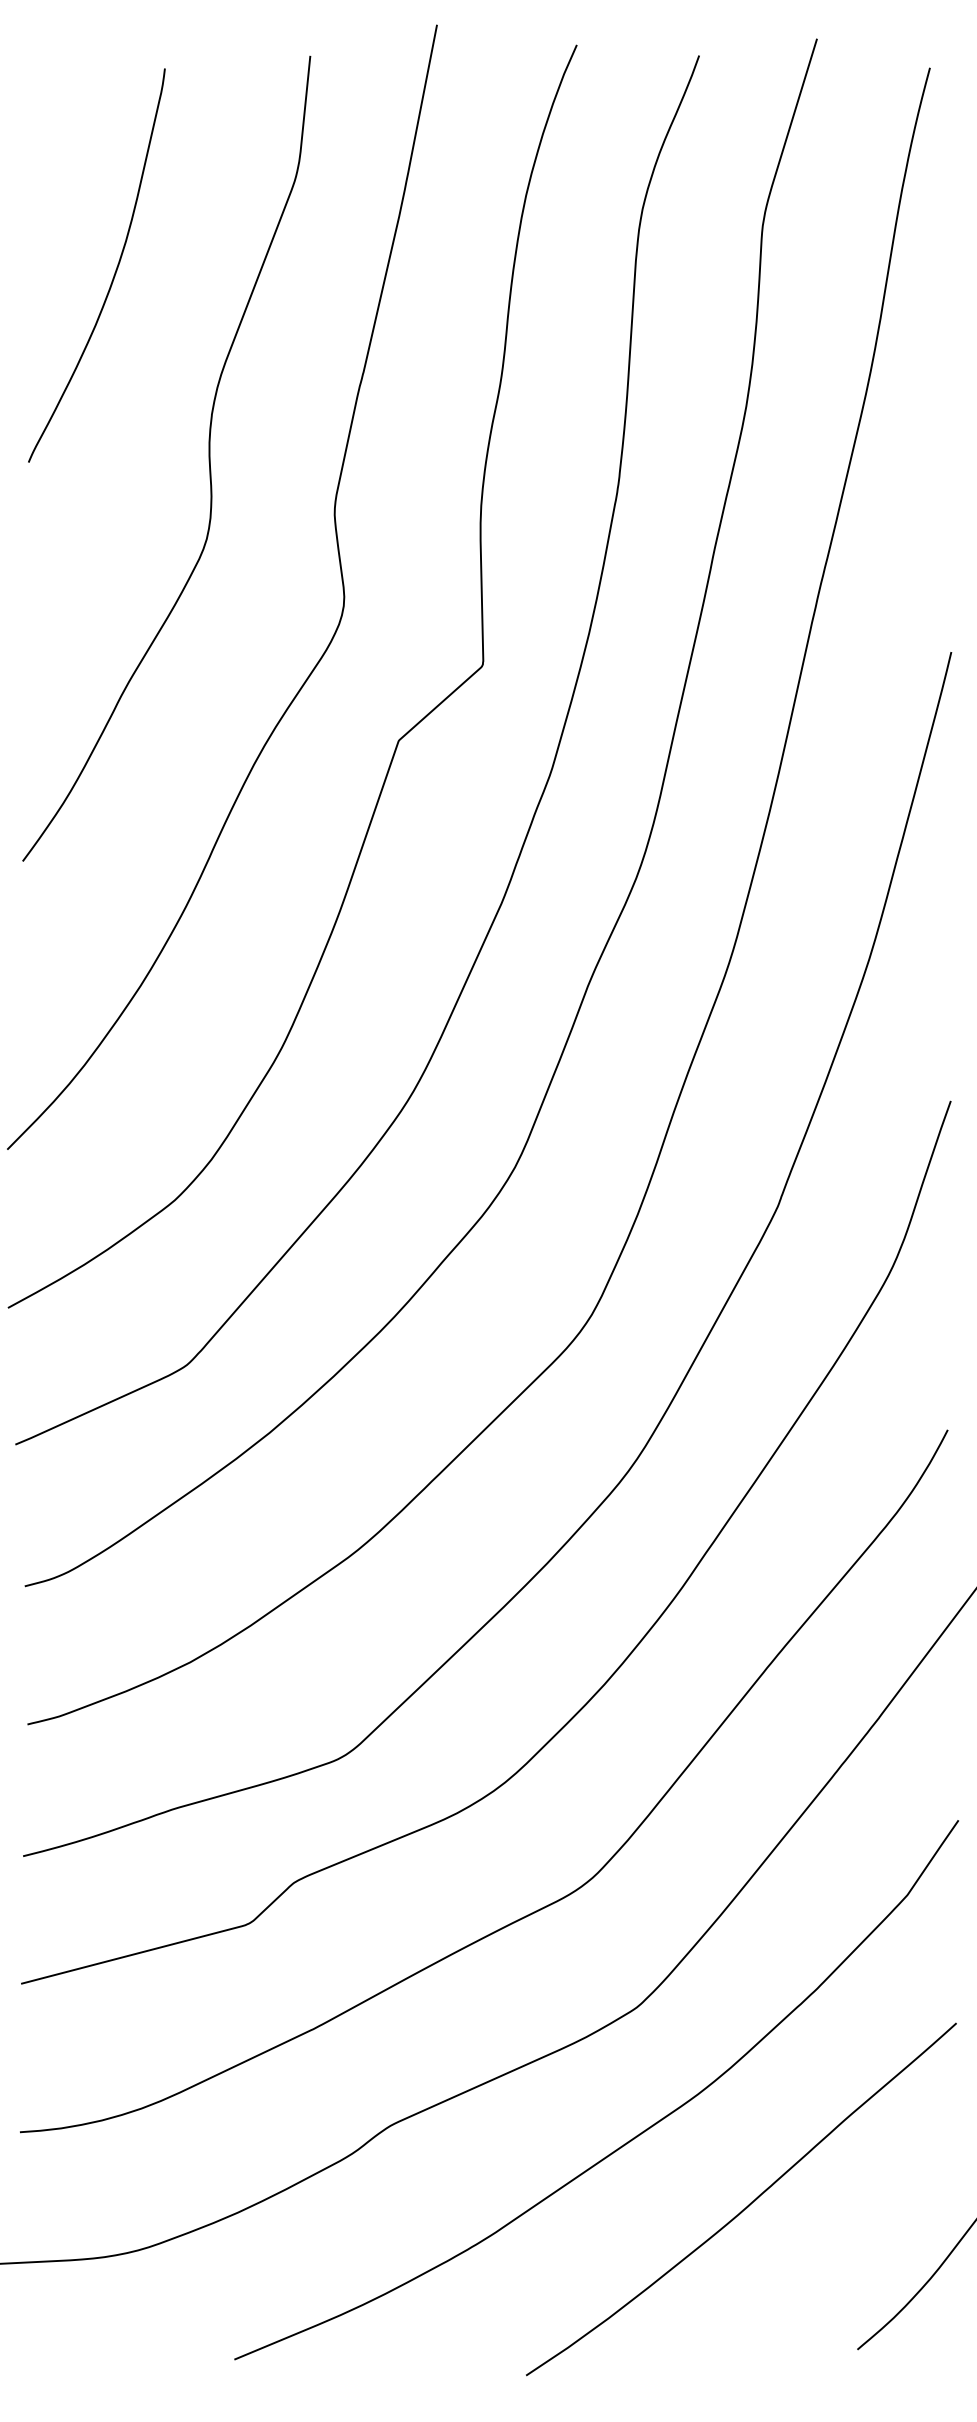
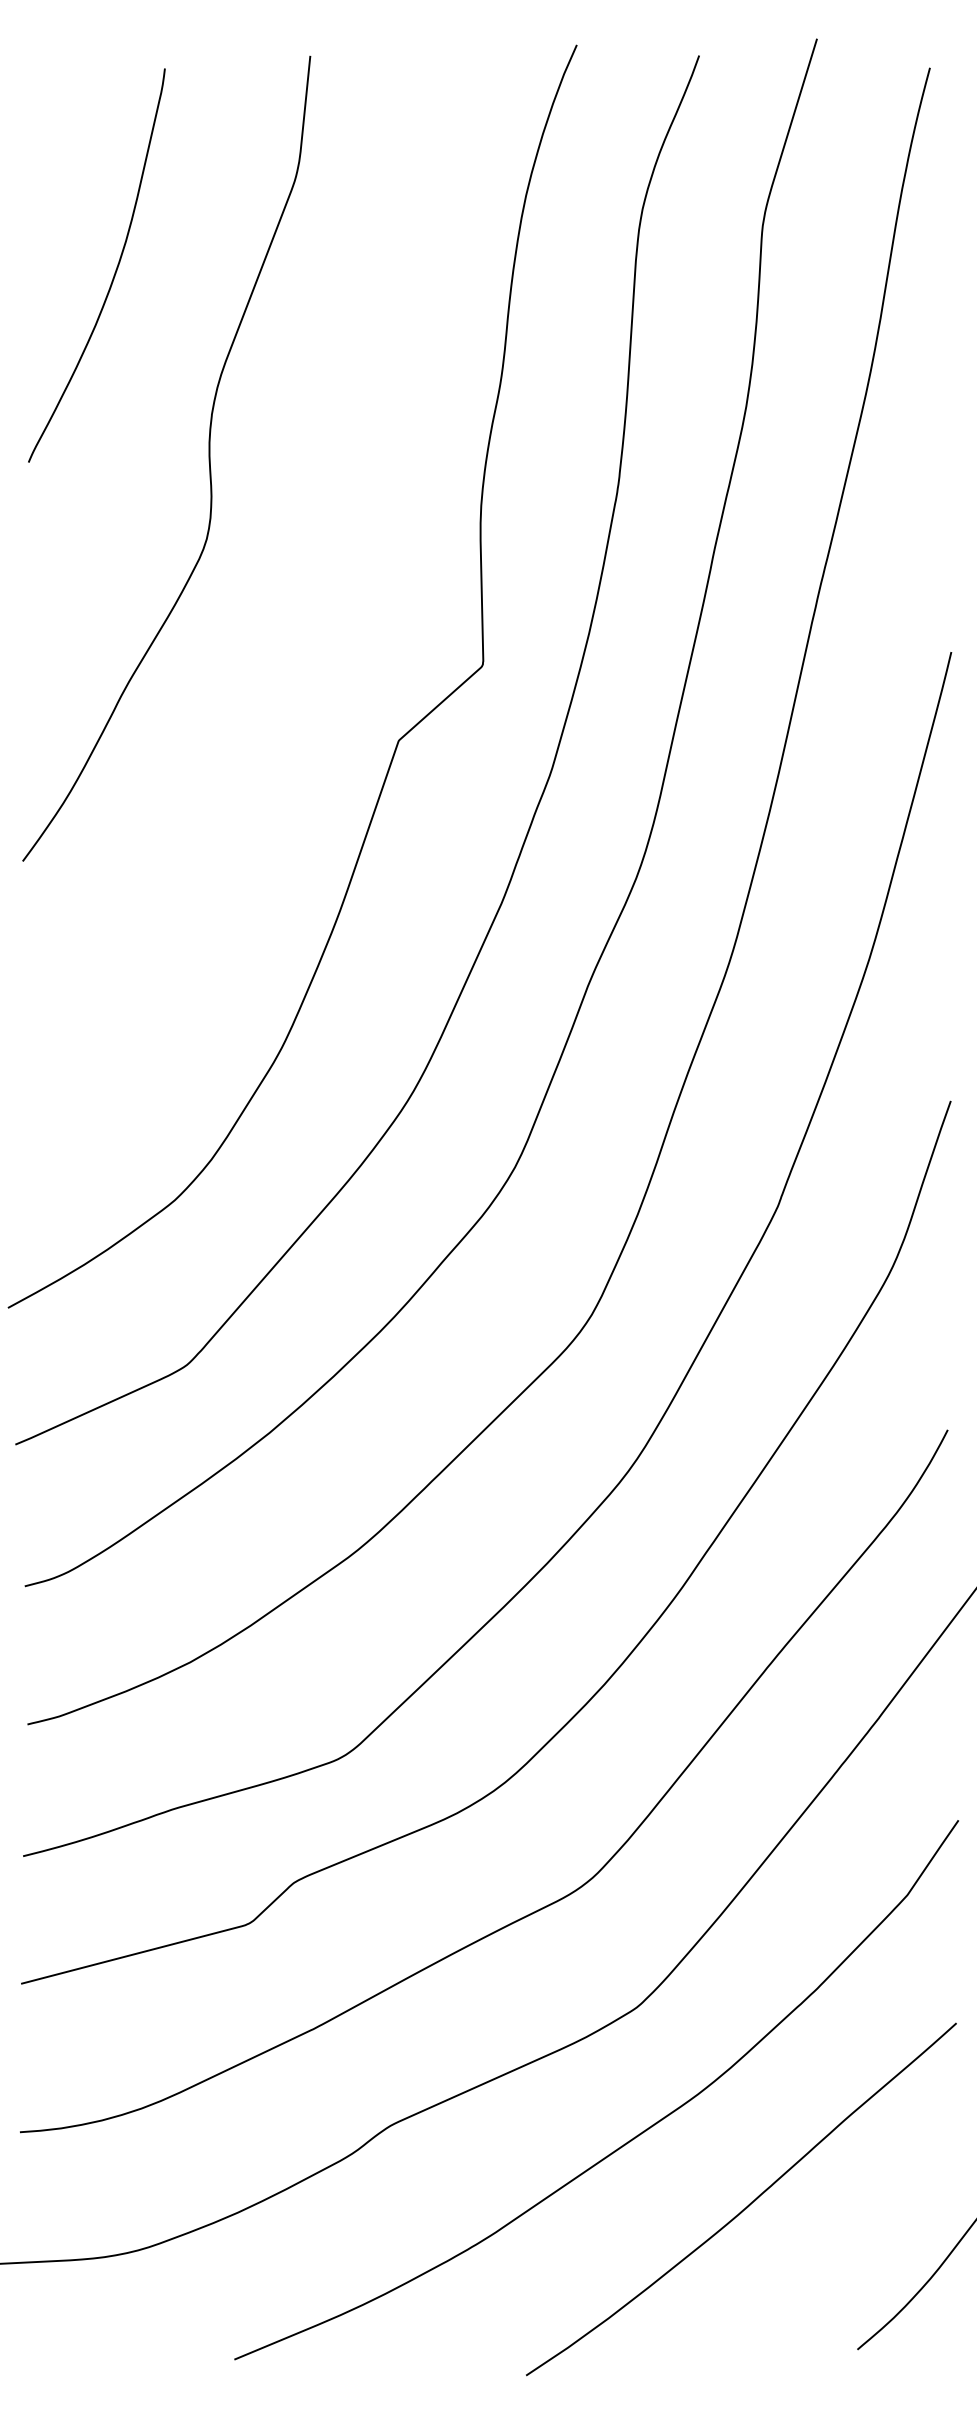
curve: present -> none (339, 566)
